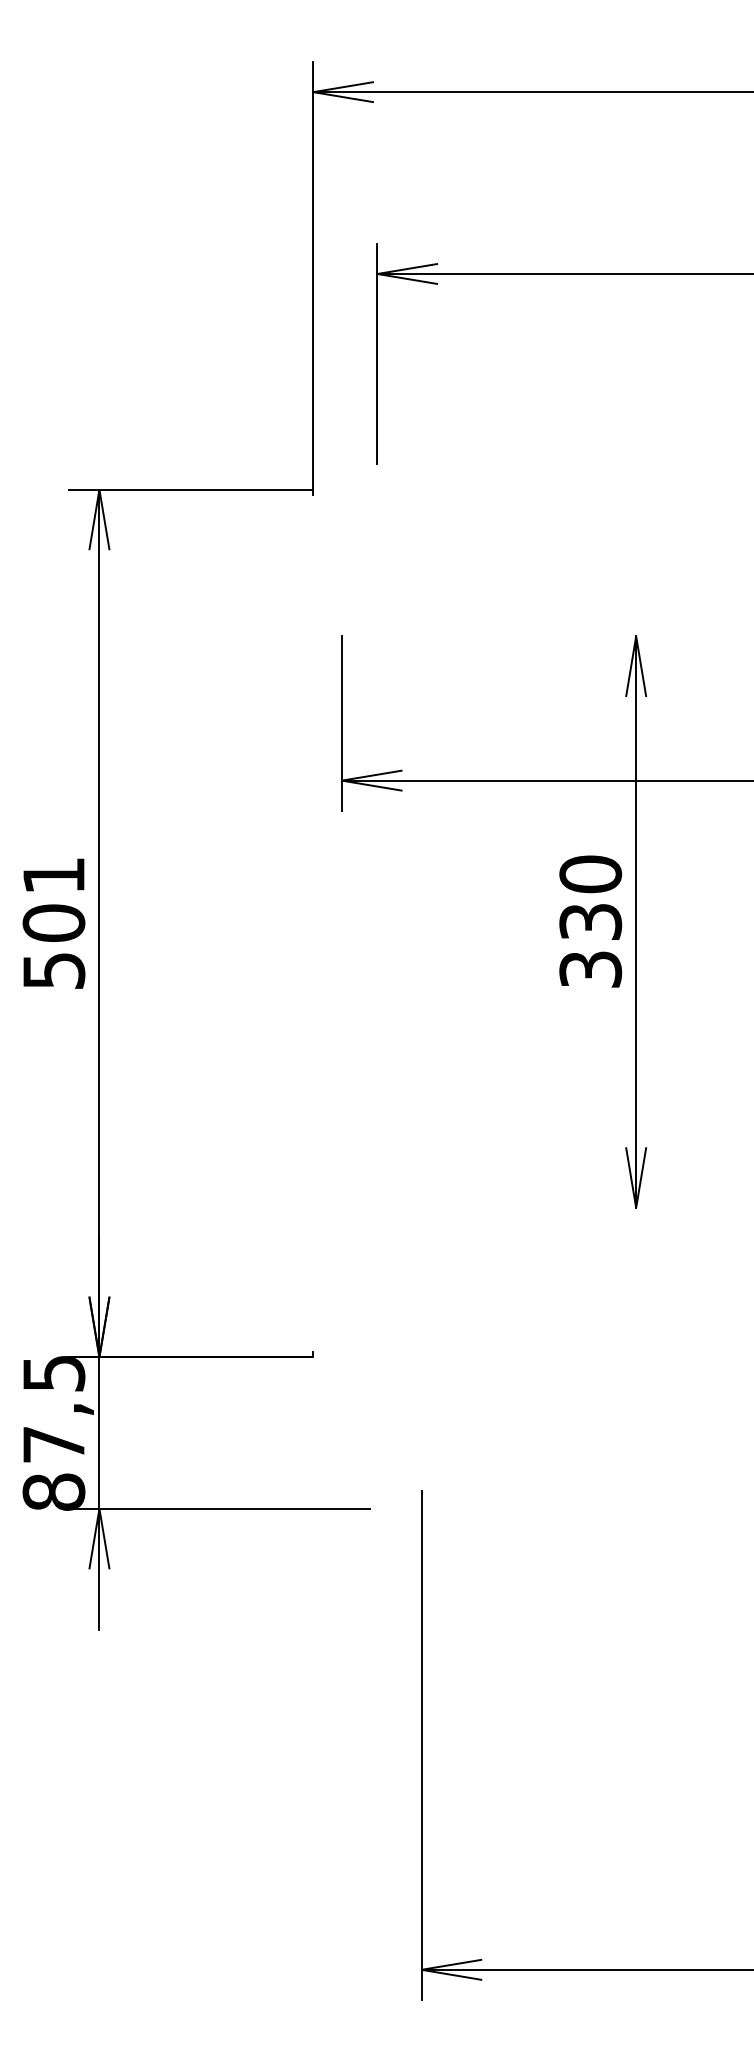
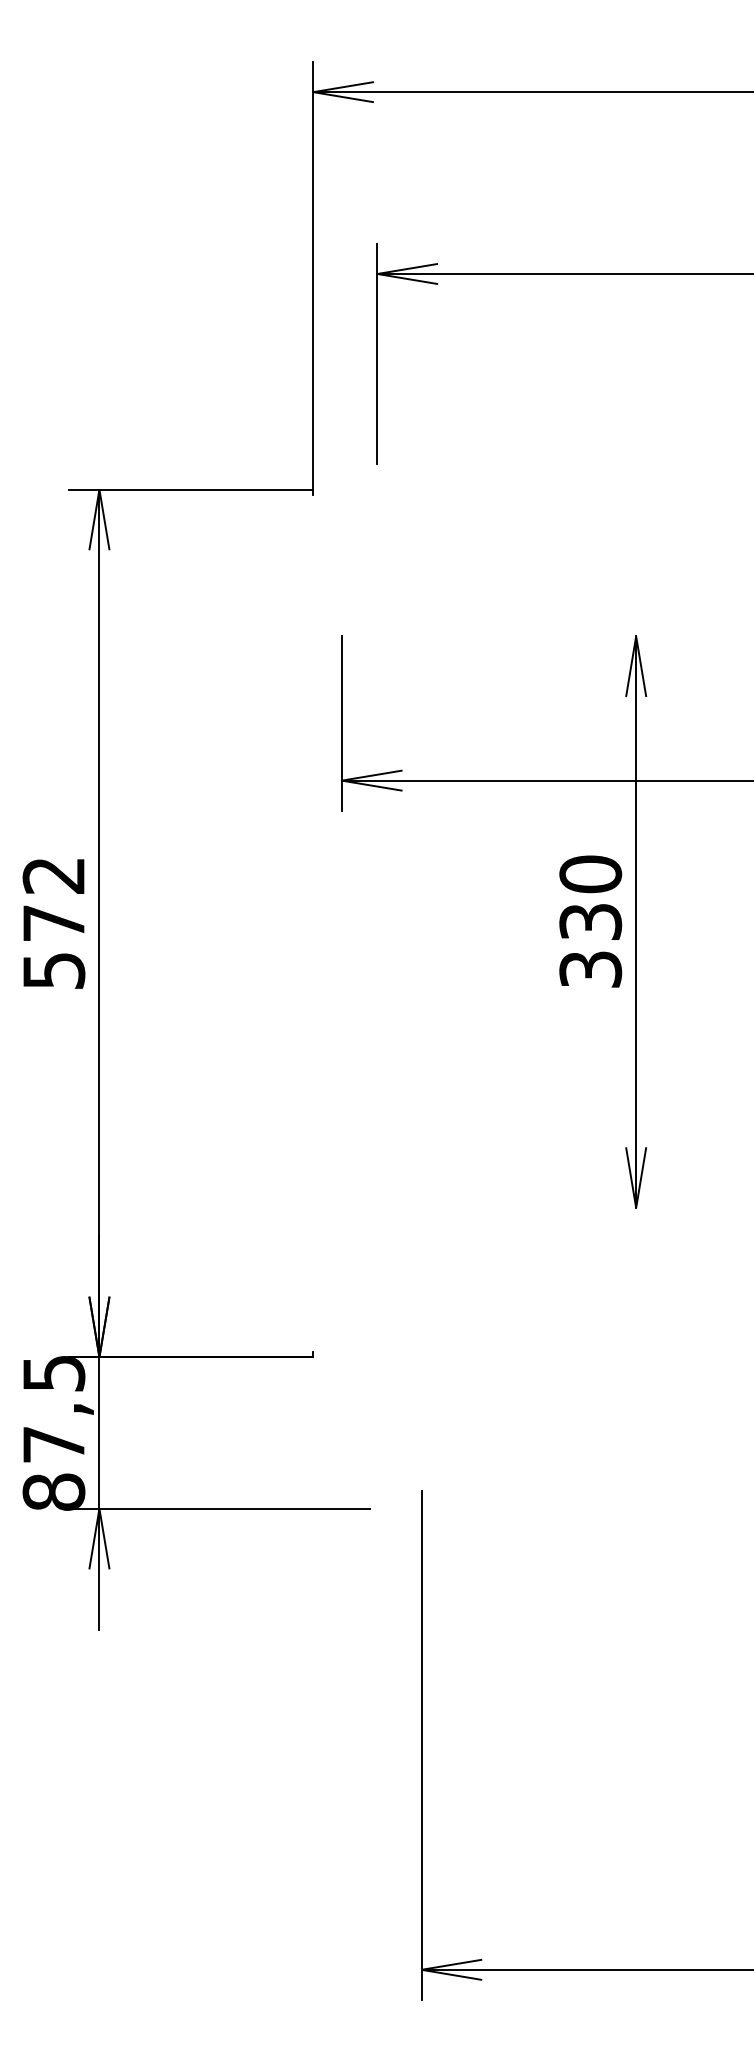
text: 501 -> 572 (53, 899)
